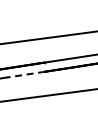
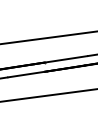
line: dashed -> solid (26, 74)
